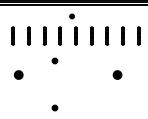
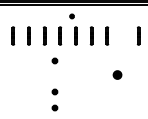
line: present -> none (122, 35)
part: present -> none (18, 74)
part: none -> present (54, 91)
